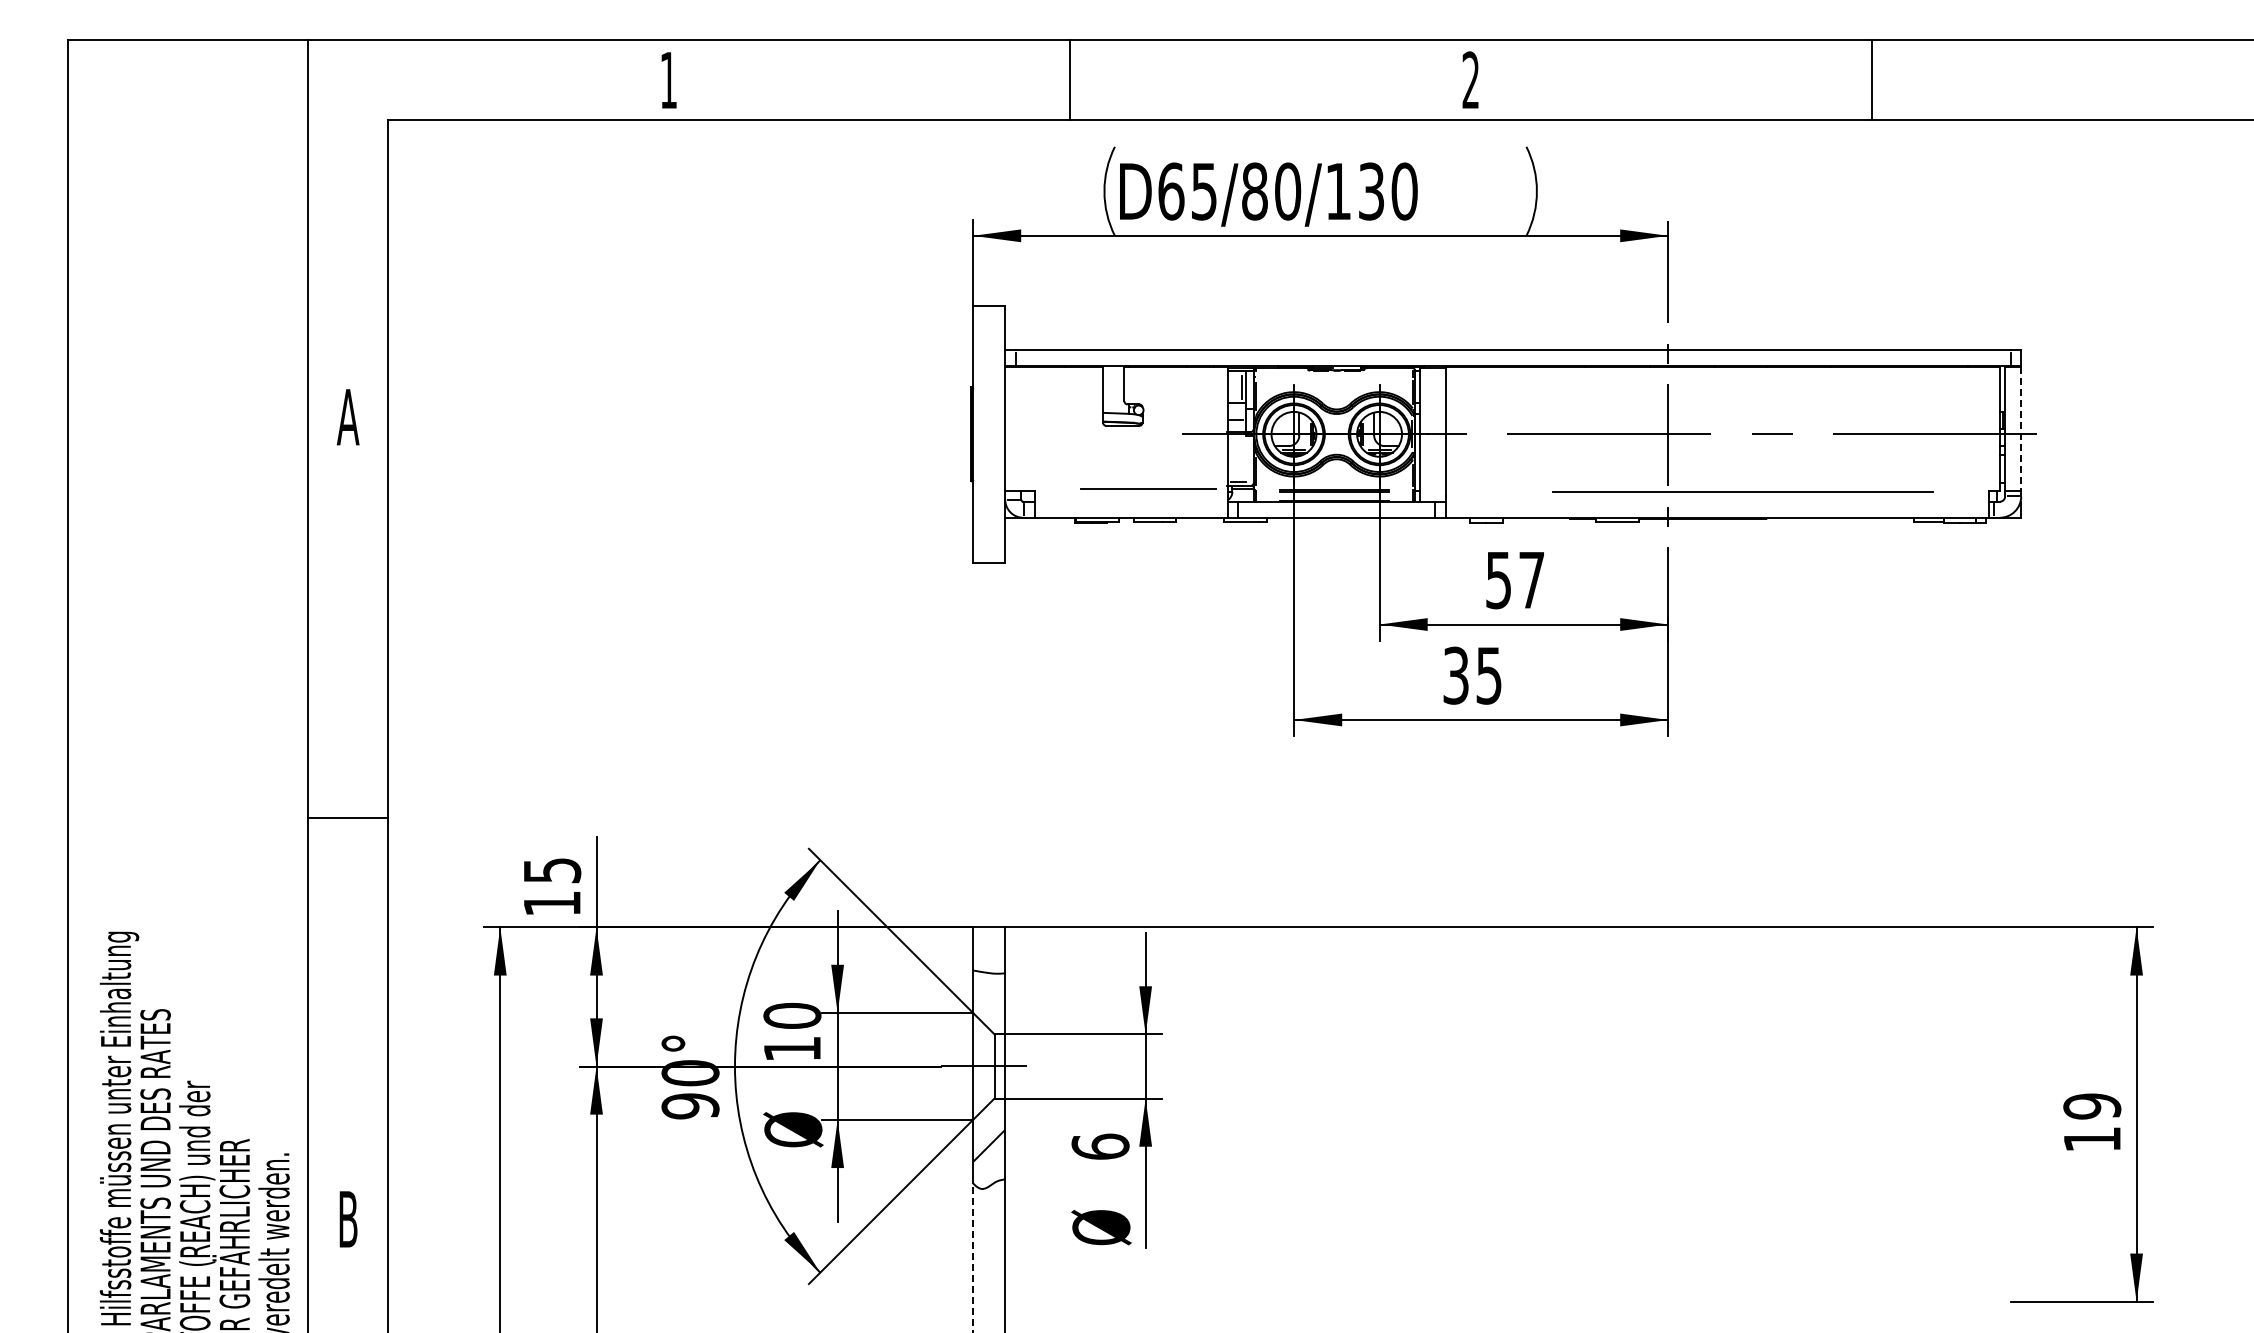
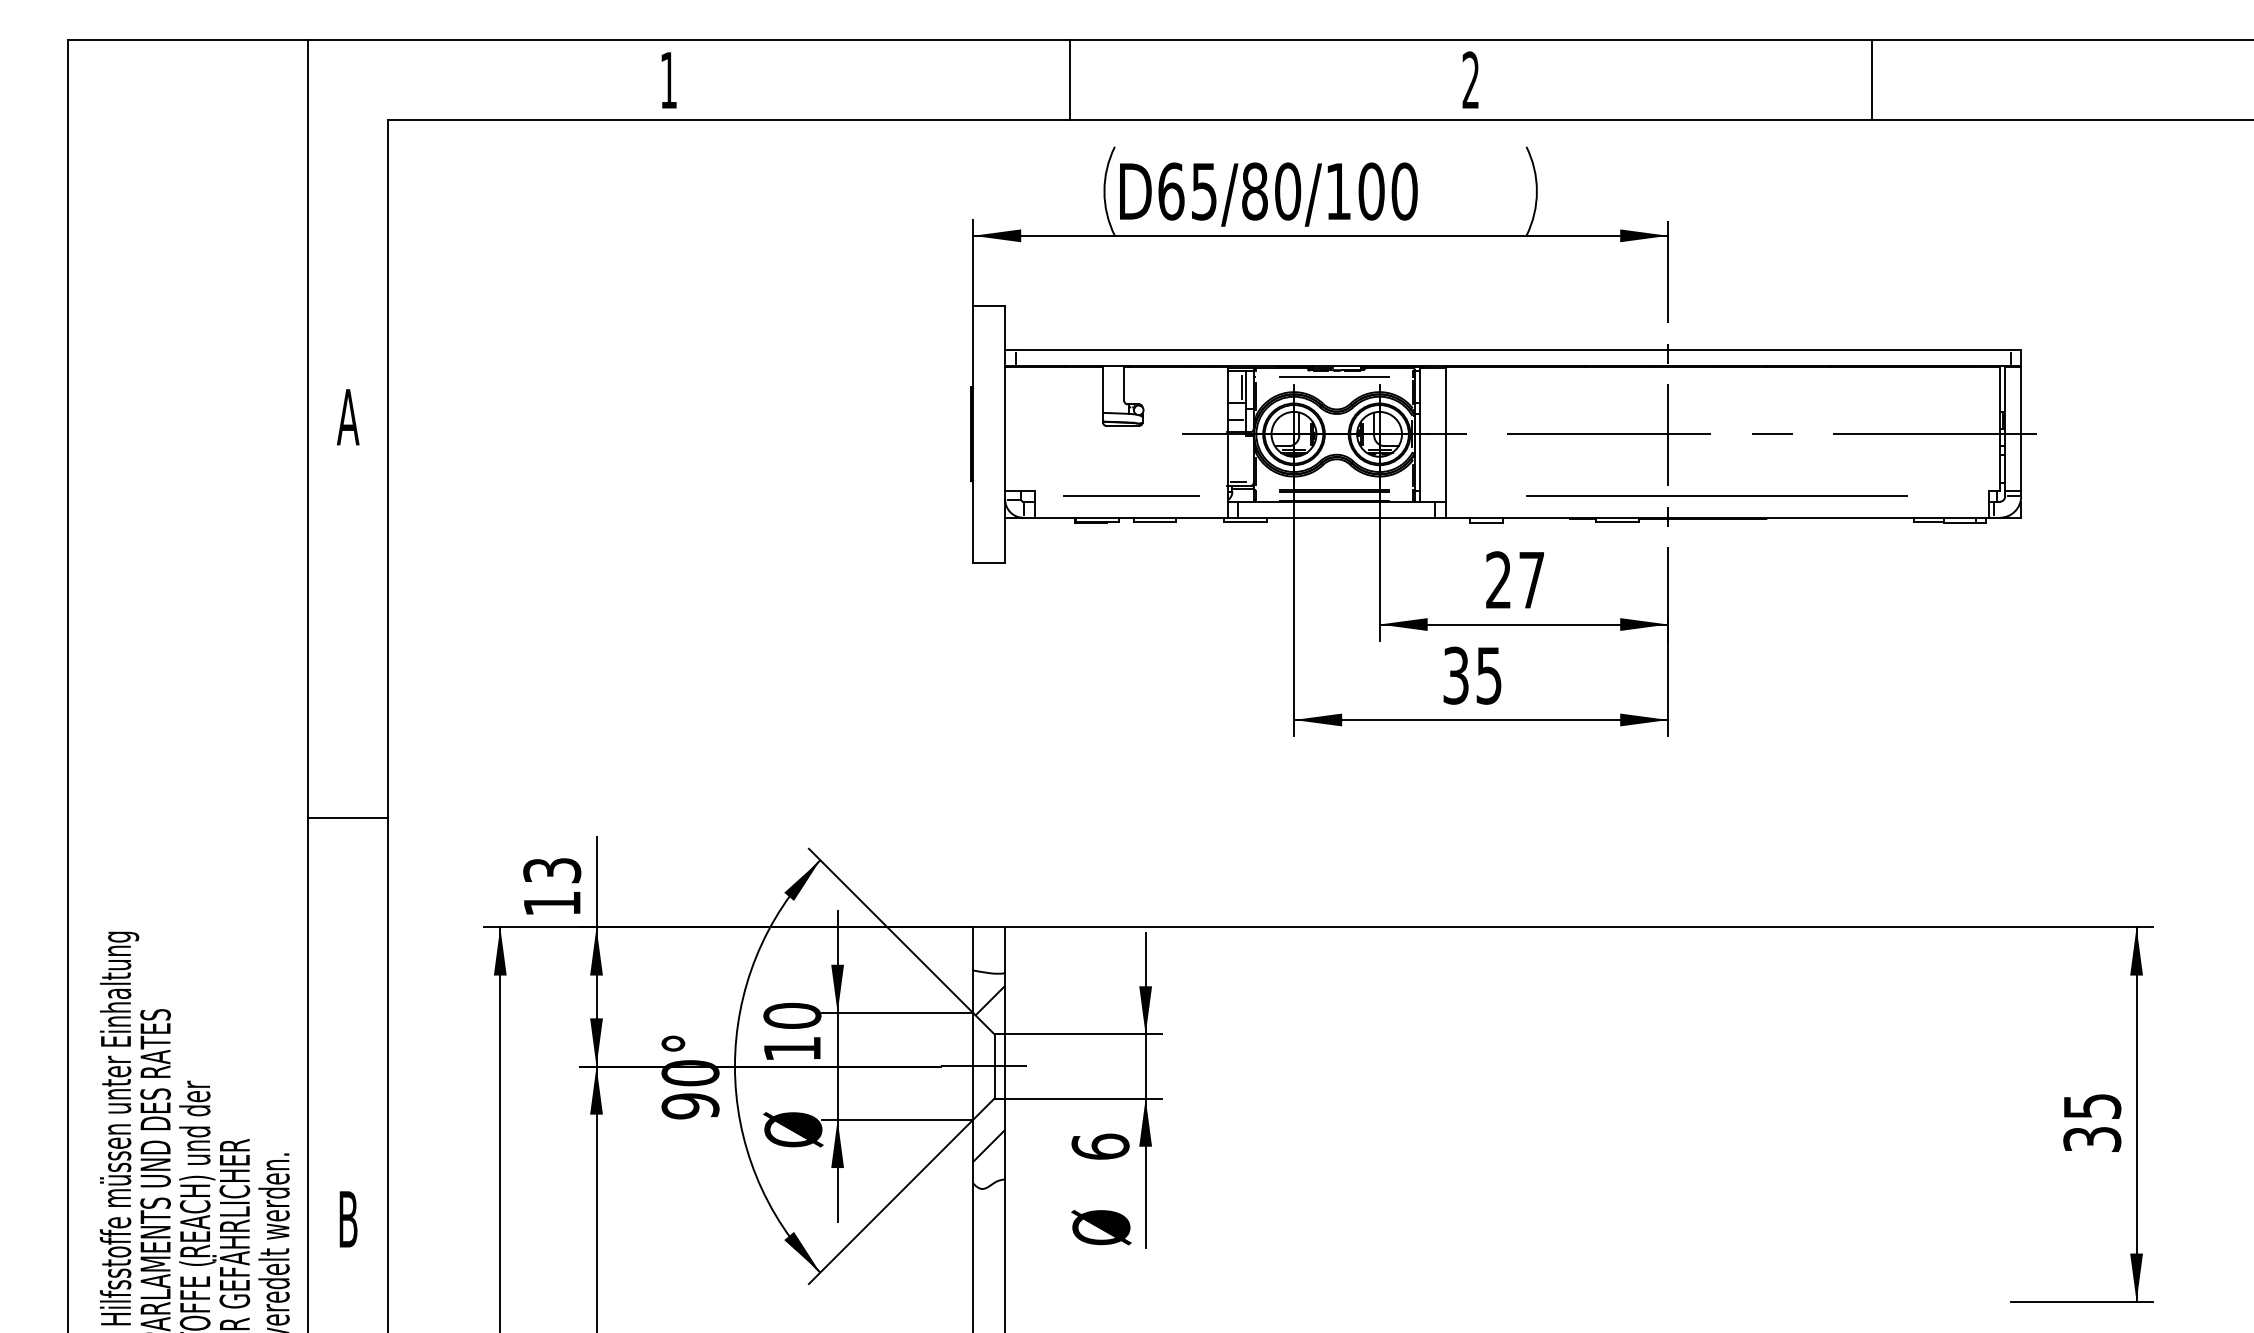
text: D65/80/130 -> D65/80/100 (1371, 191)
line: none -> present (1334, 376)
line: dashed -> solid (2021, 429)
line position: (1148, 488) -> (1131, 495) (1131, 495)
line position: (1742, 491) -> (1716, 495) (1716, 495)
text: 57 -> 27 (1498, 580)
text: 15 -> 13 (551, 870)
hatch: none -> present (990, 1000)
text: 19 -> 35 (2092, 1122)
line: dashed -> solid (973, 1257)
